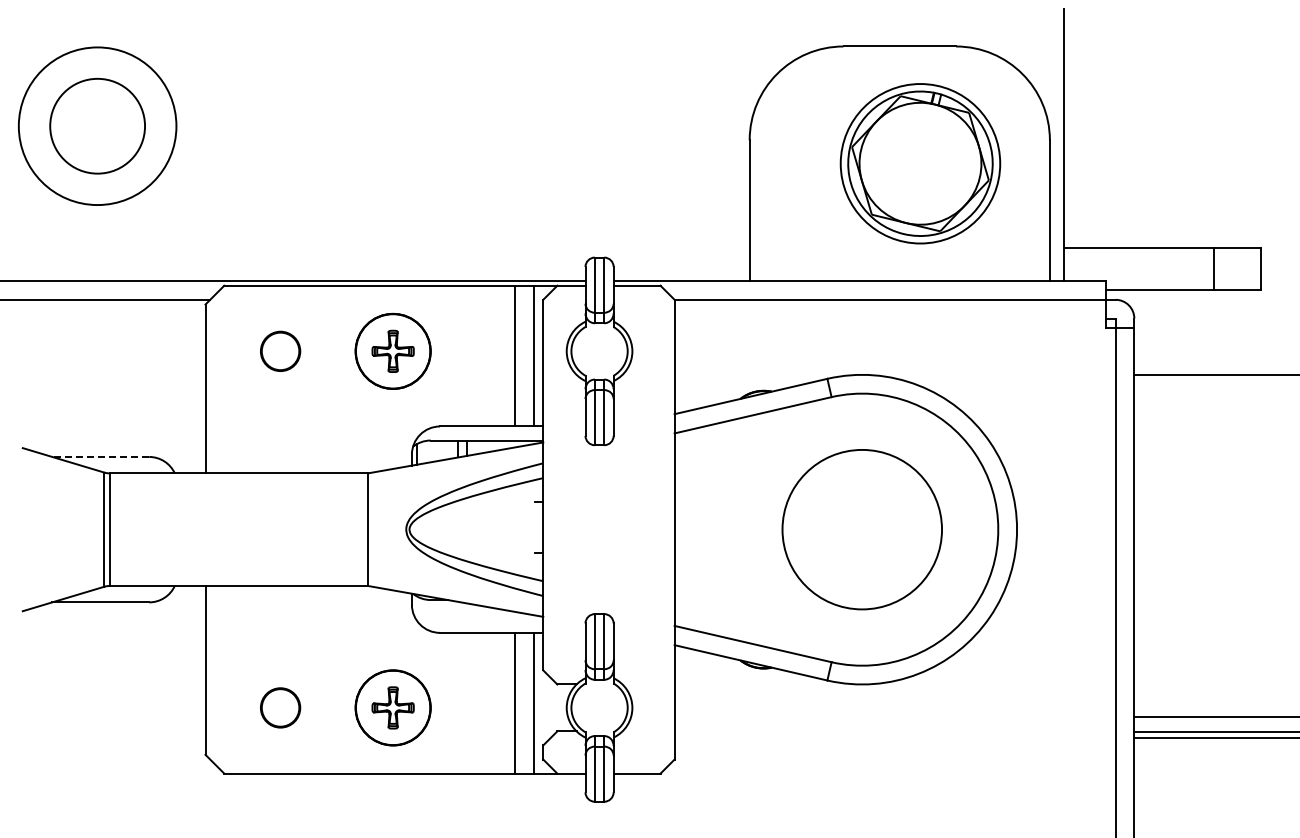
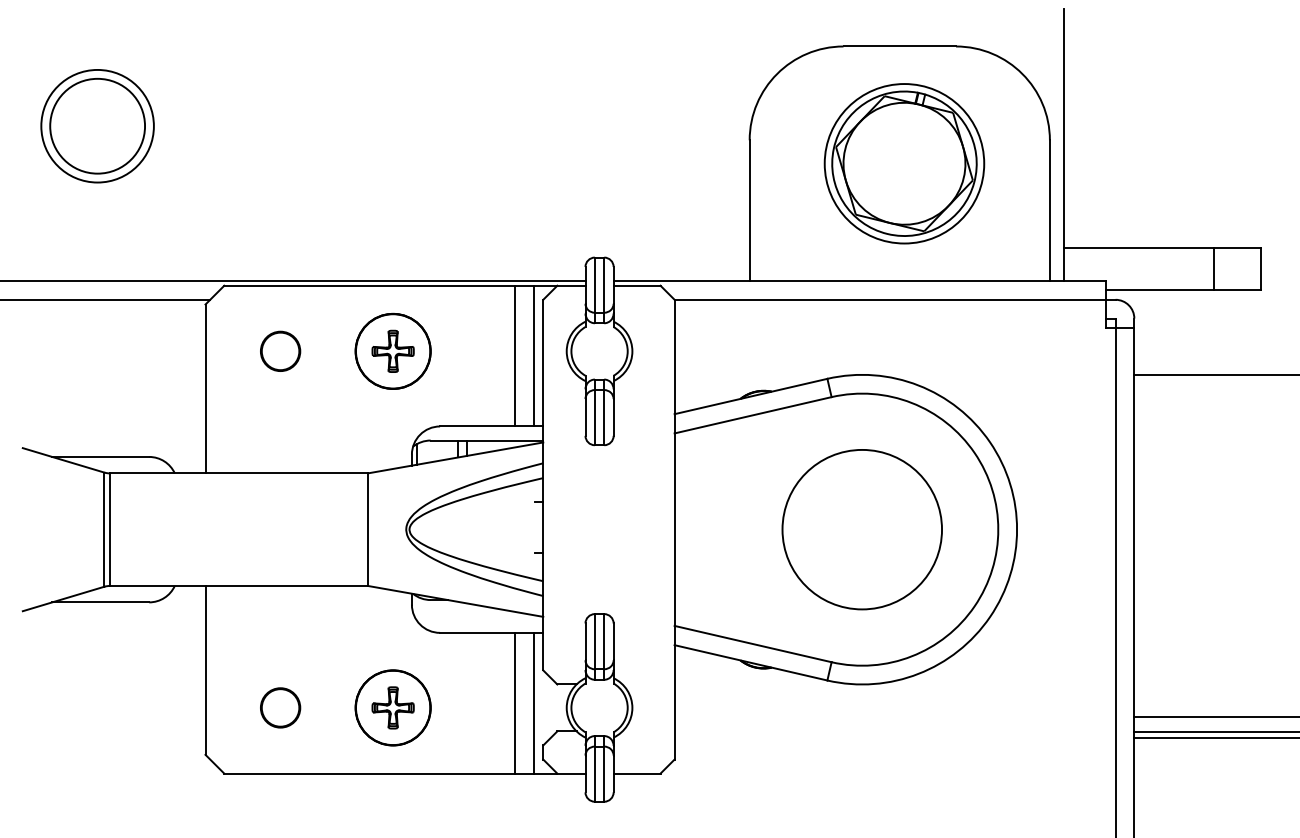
circle diameter: 158 px -> 113 px (97, 125)
part position: (920, 163) -> (904, 163) (904, 163)
line: dashed -> solid (100, 456)
